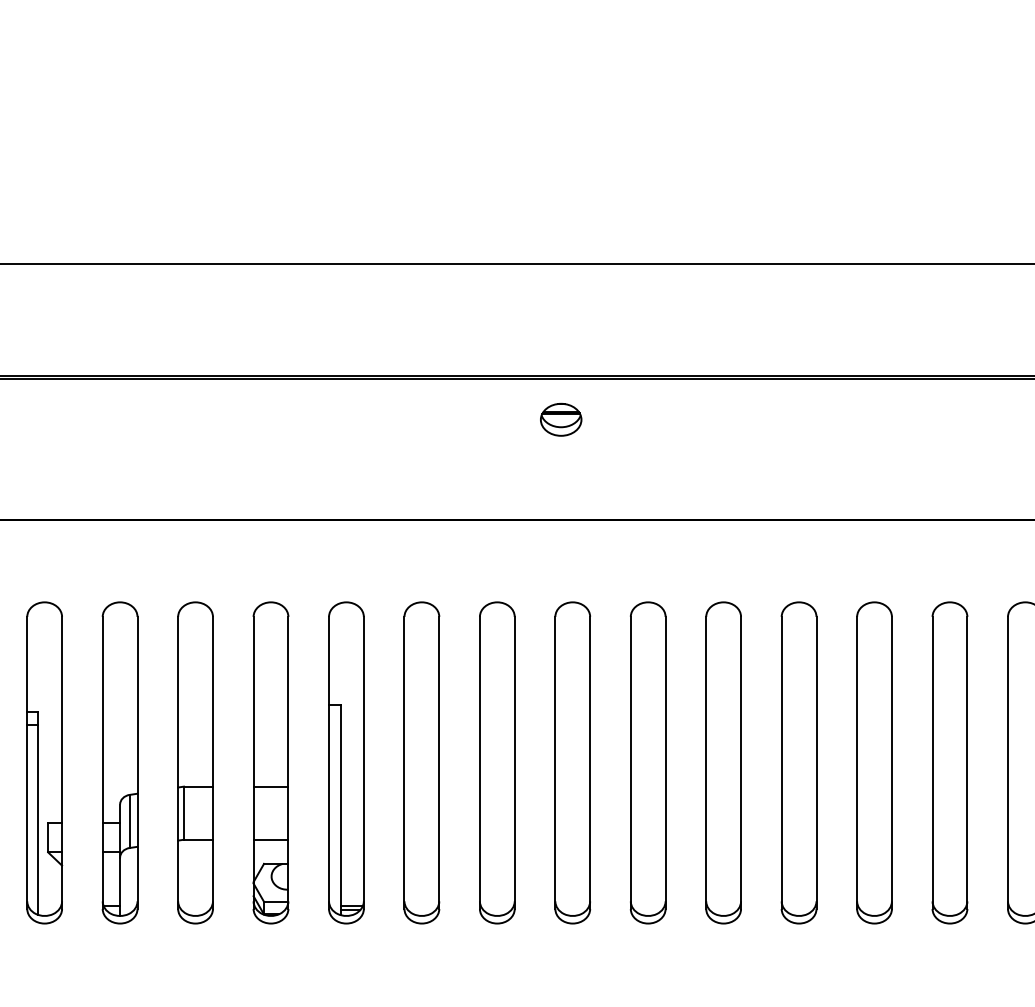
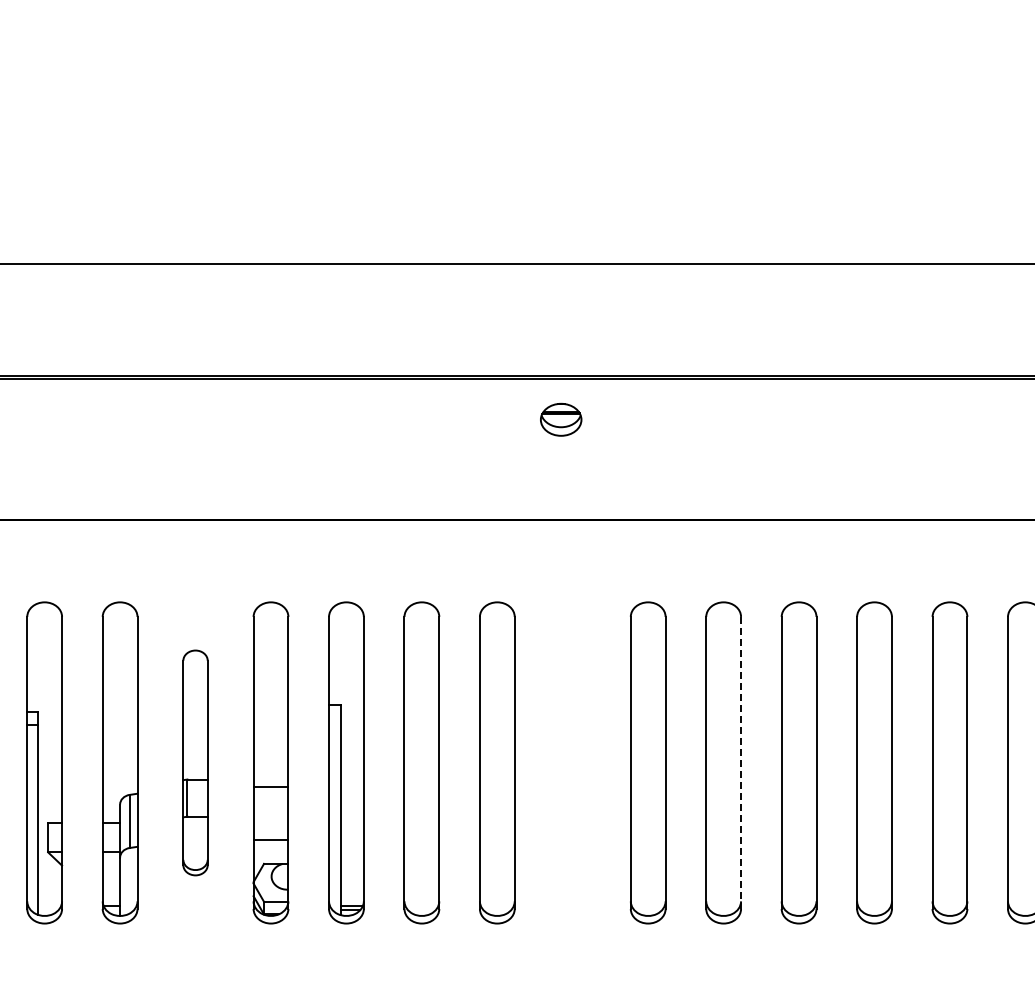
part size: 37x324 px -> 27x228 px (195, 762)
part: present -> none (572, 762)
line: solid -> dashed (741, 763)
